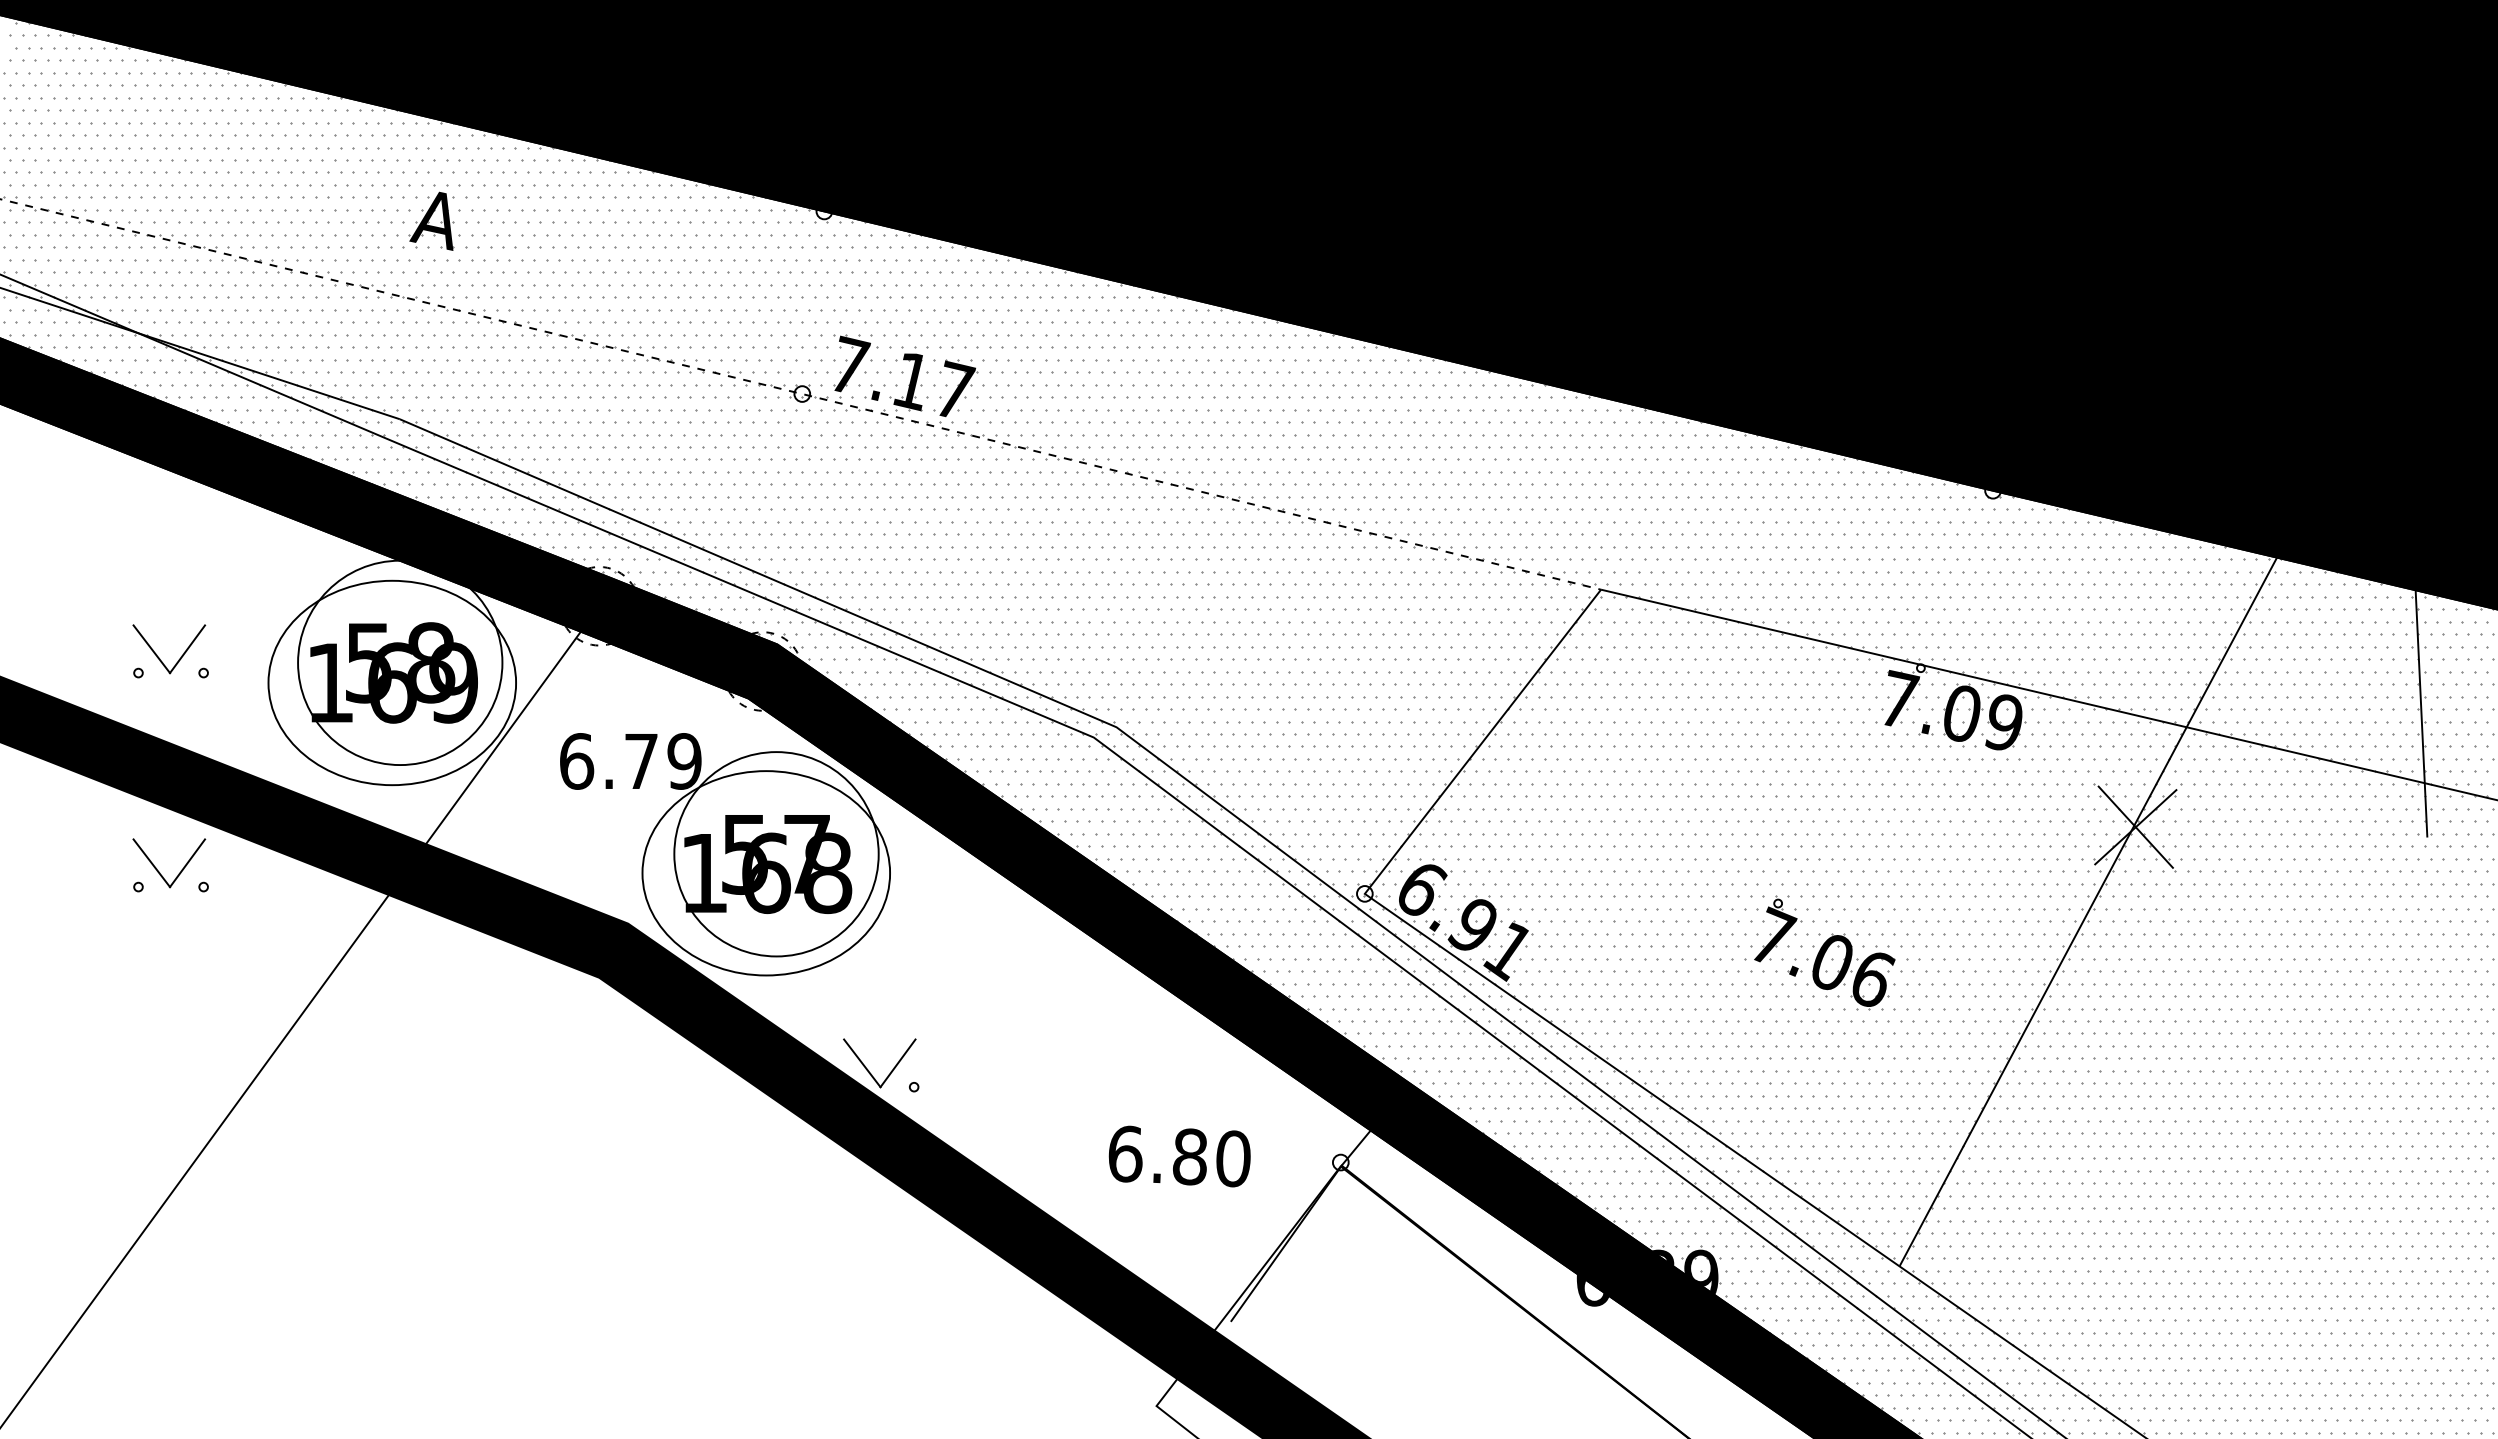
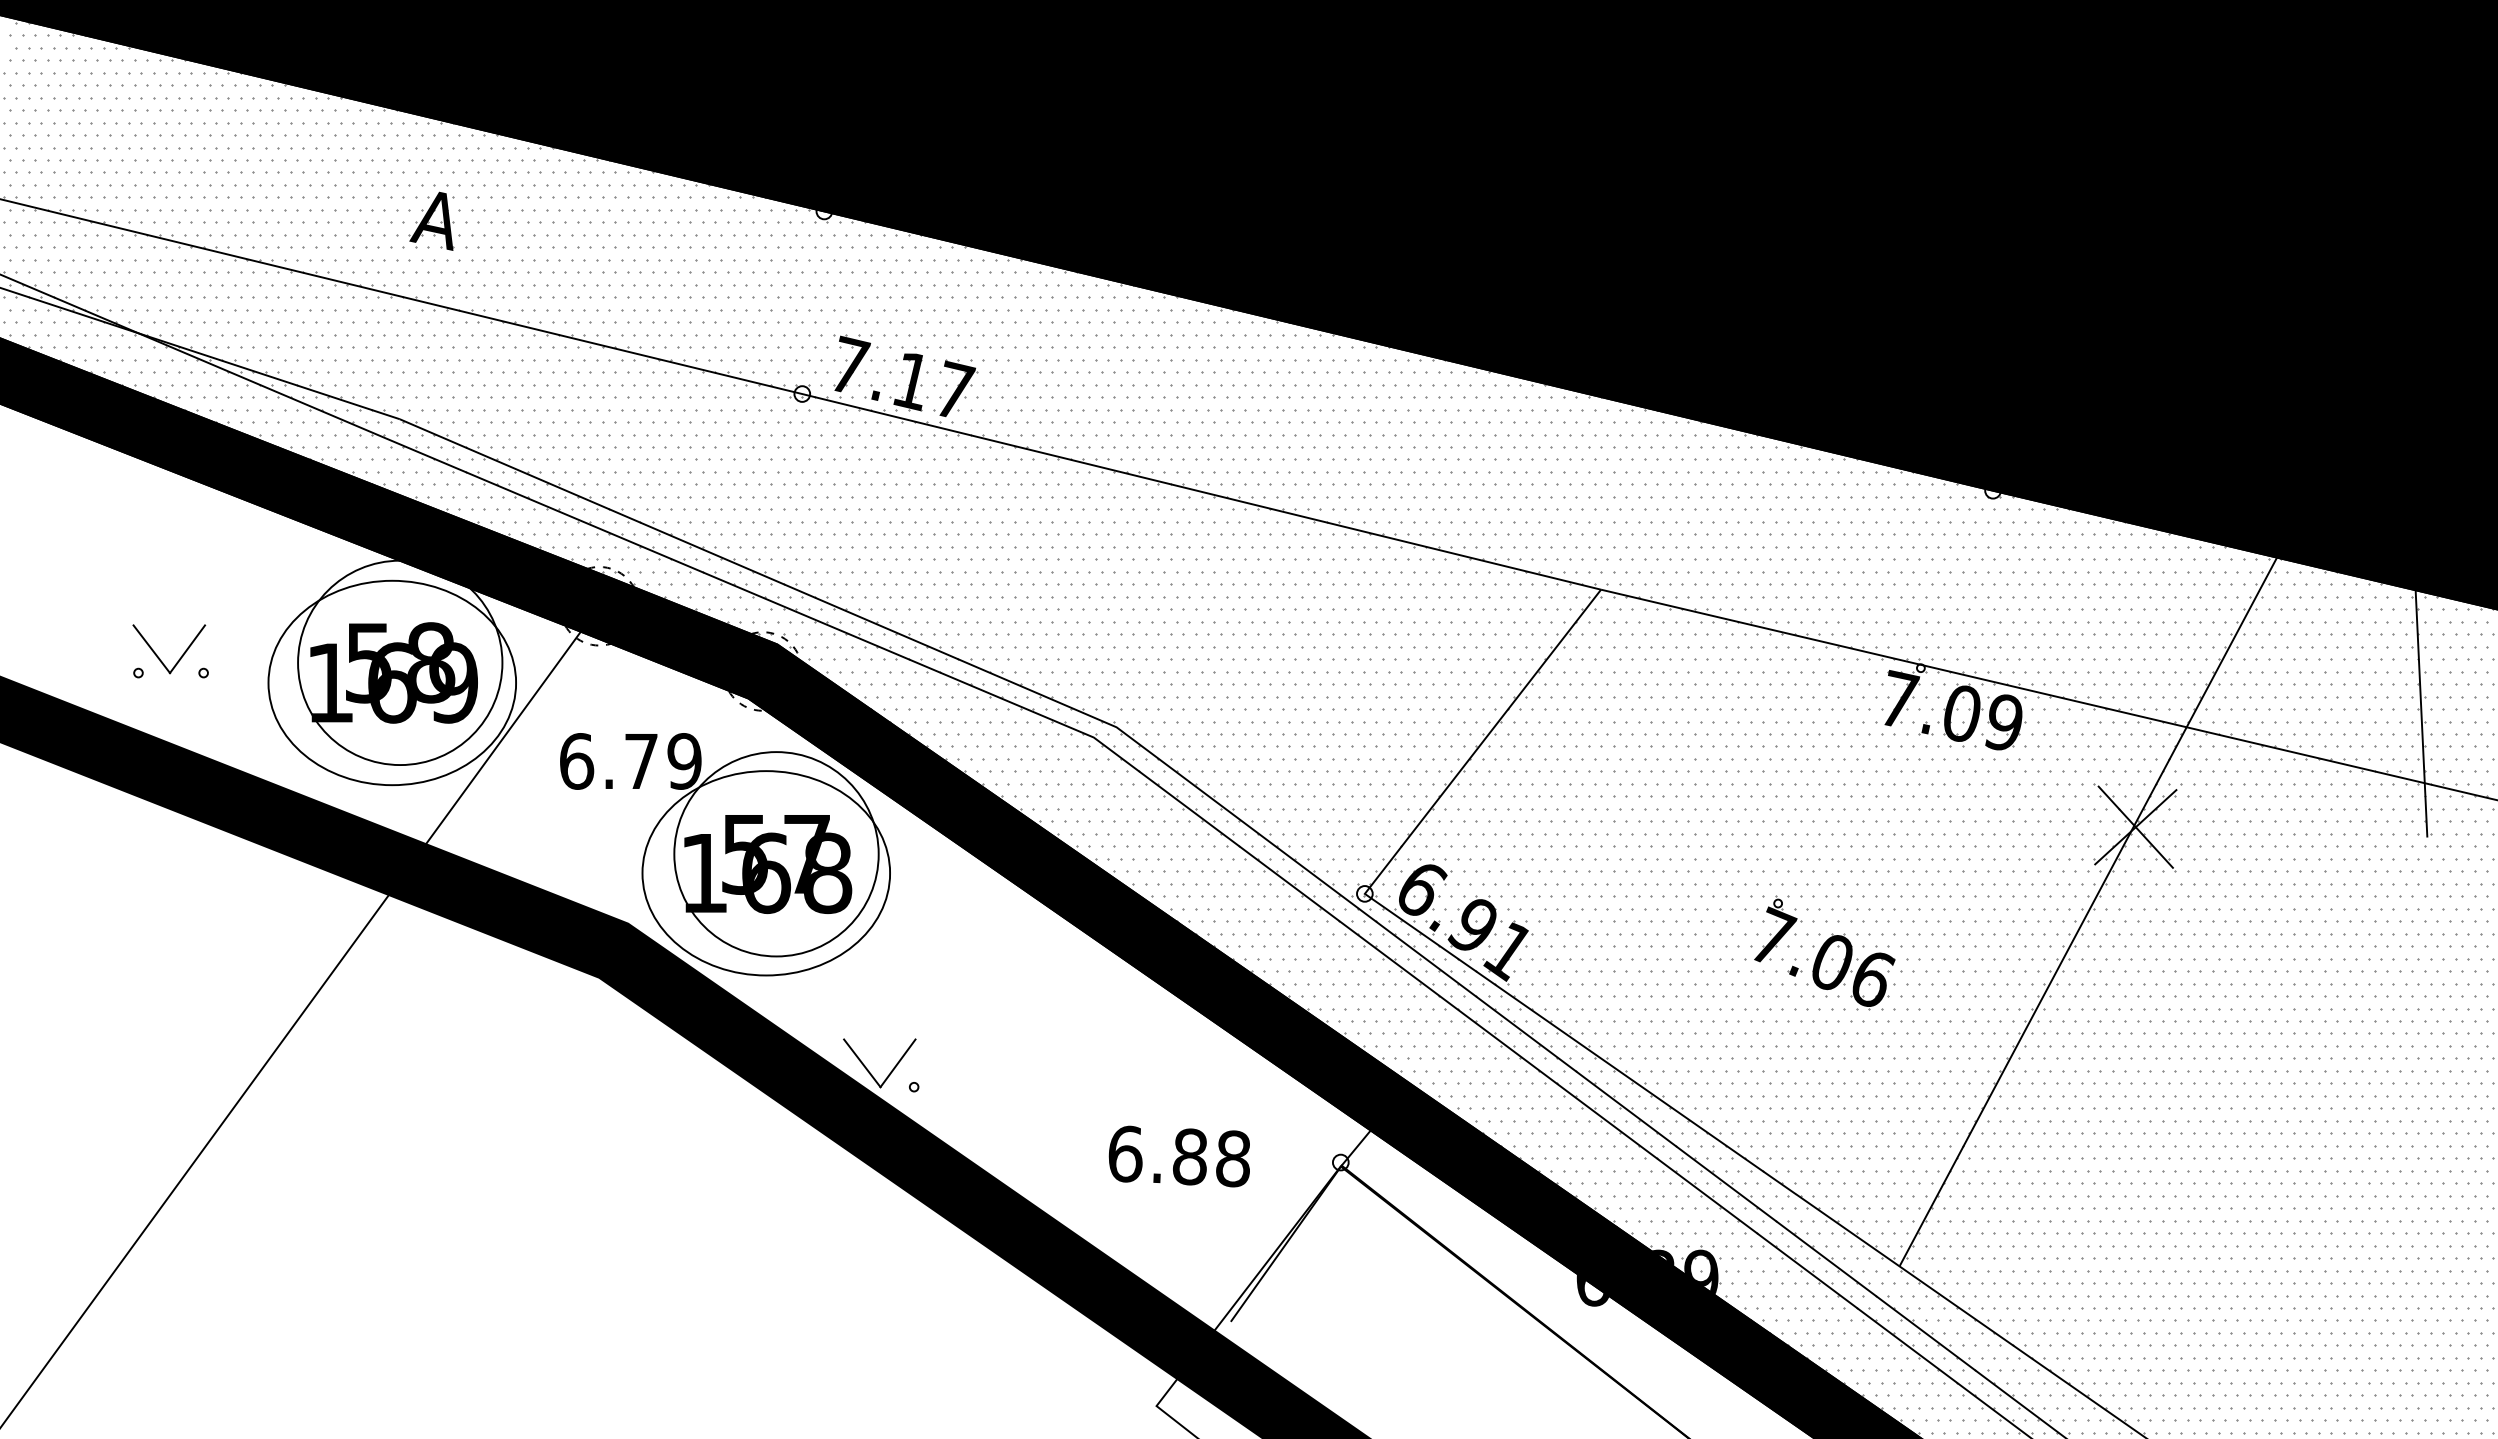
line: dashed -> solid (802, 394)
part: present -> none (178, 873)
text: 6.80 -> 6.88 (1233, 1158)
